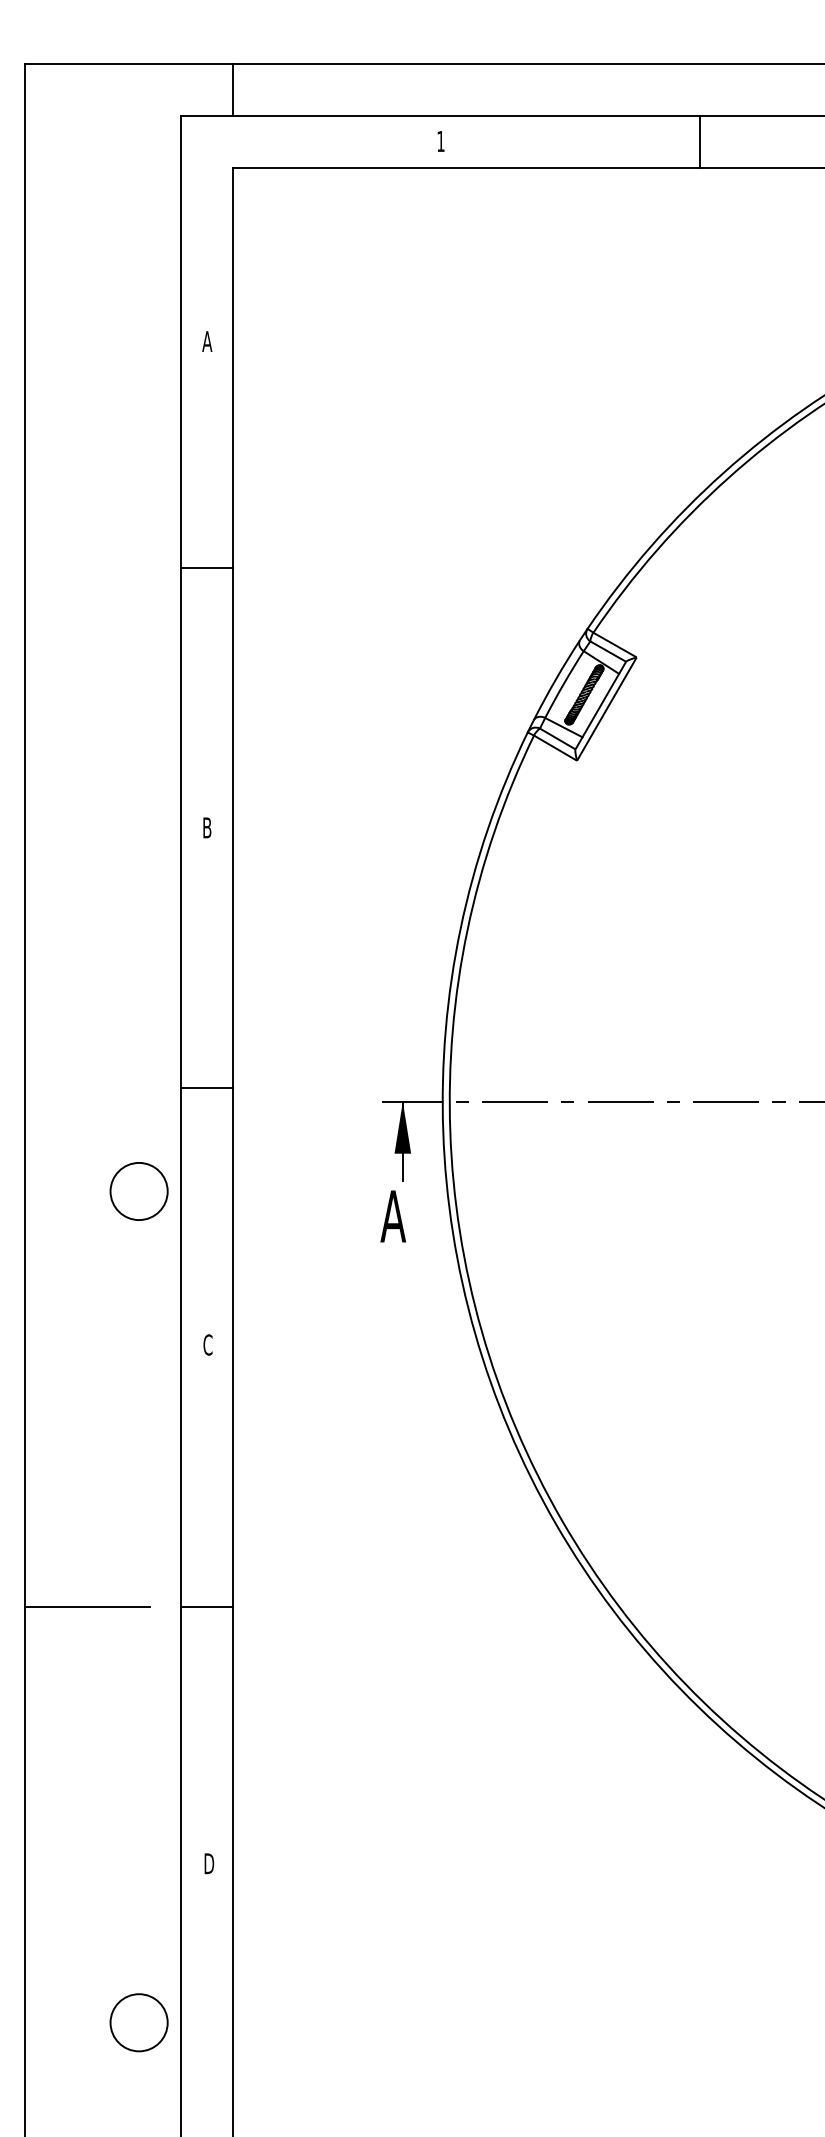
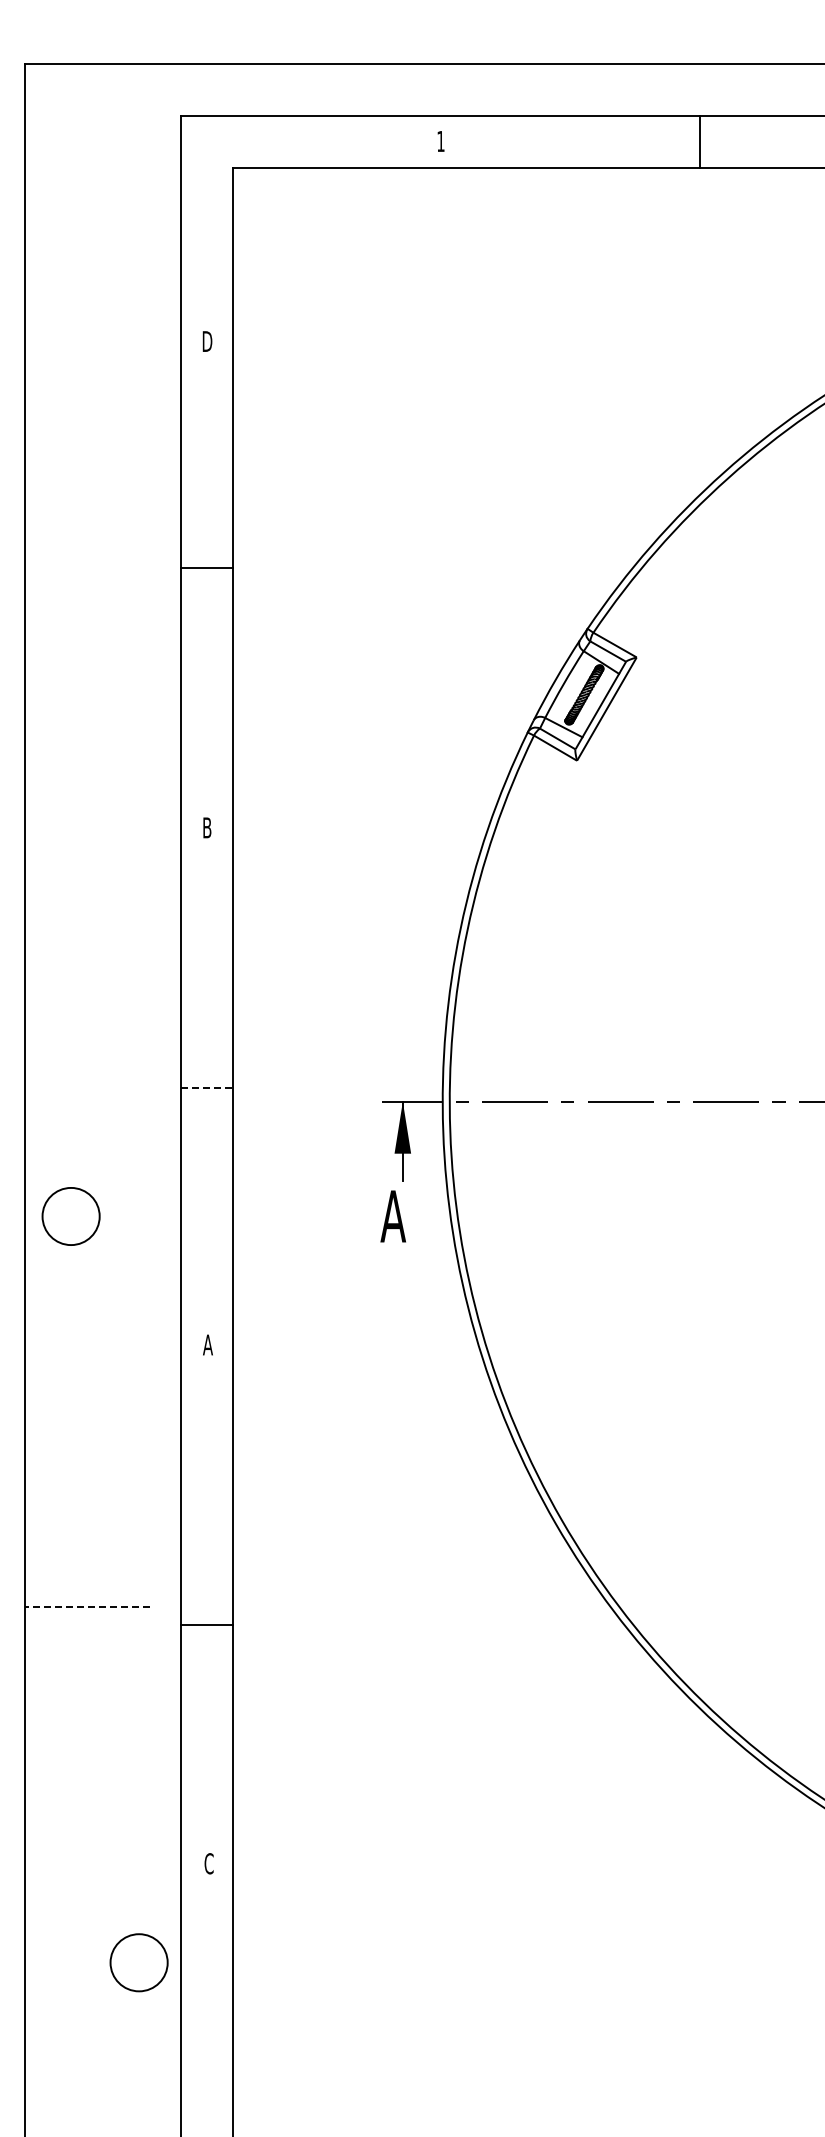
line: present -> none (232, 90)
text: A -> D (207, 341)
line: solid -> dashed (206, 1087)
circle position: (138, 1191) -> (70, 1216) (70, 1216)
text: C -> A (207, 1344)
line: solid -> dashed (86, 1607)
line position: (206, 1607) -> (206, 1625) (206, 1625)
text: D -> C (209, 1863)
circle position: (138, 2022) -> (138, 1962) (138, 1962)
